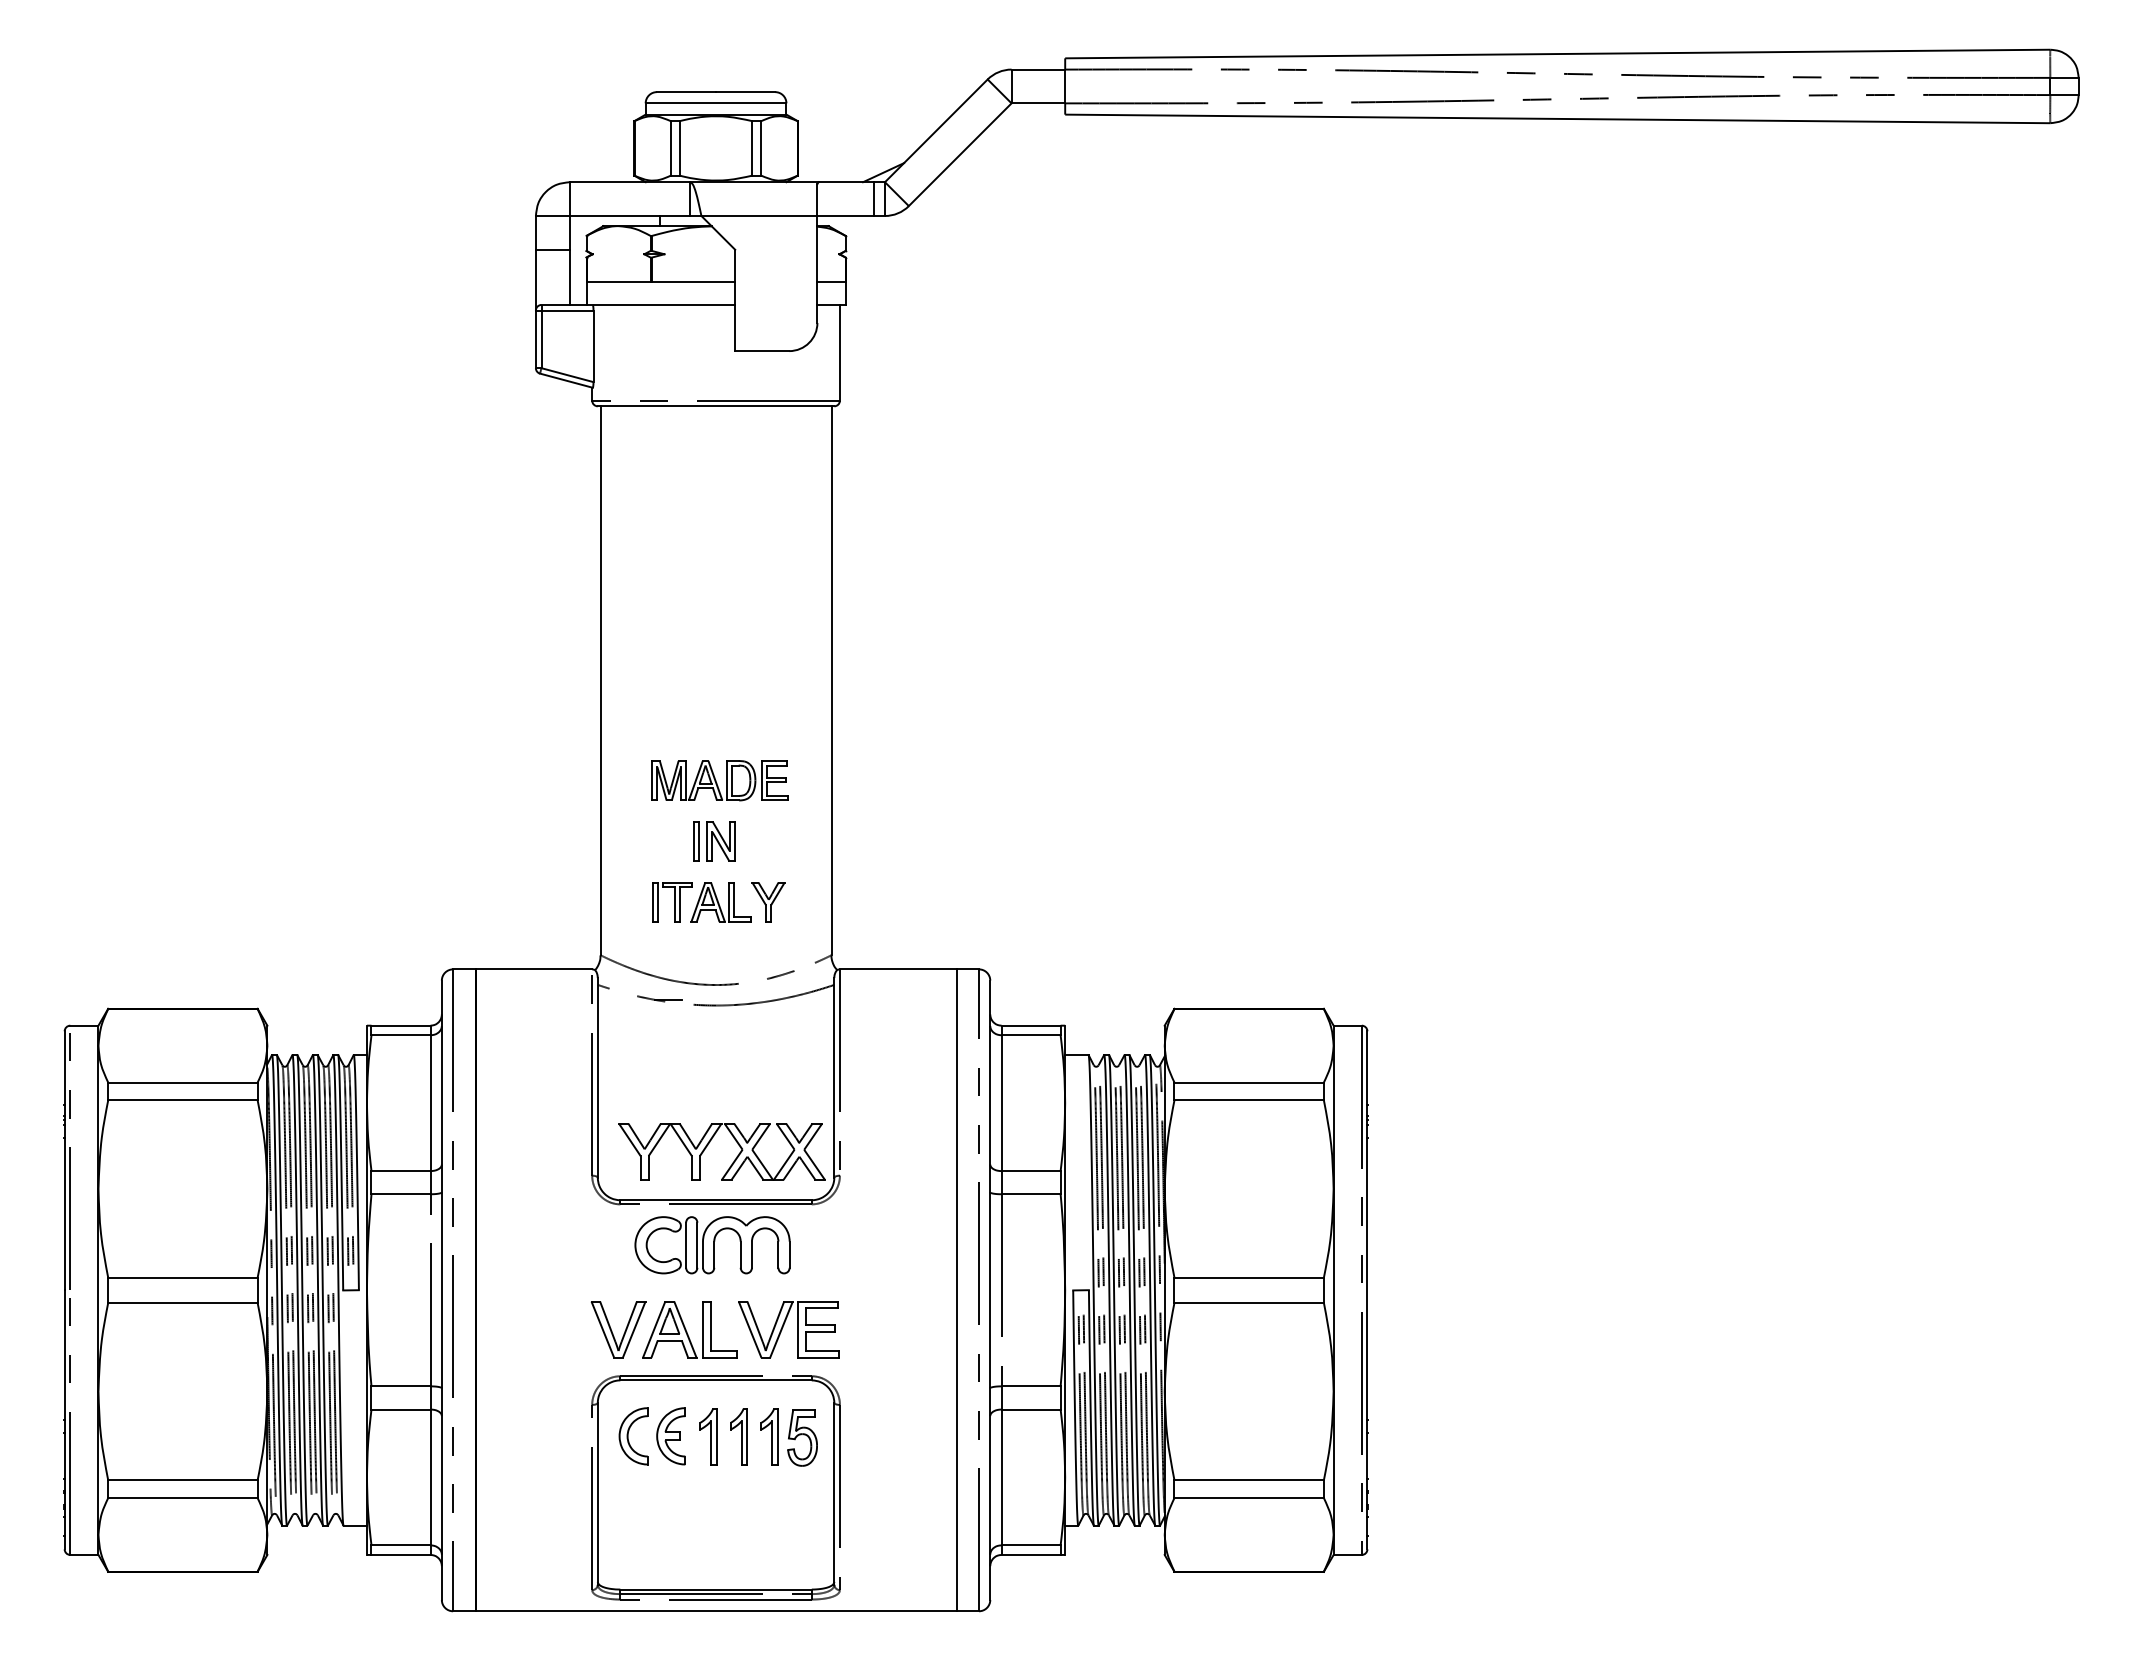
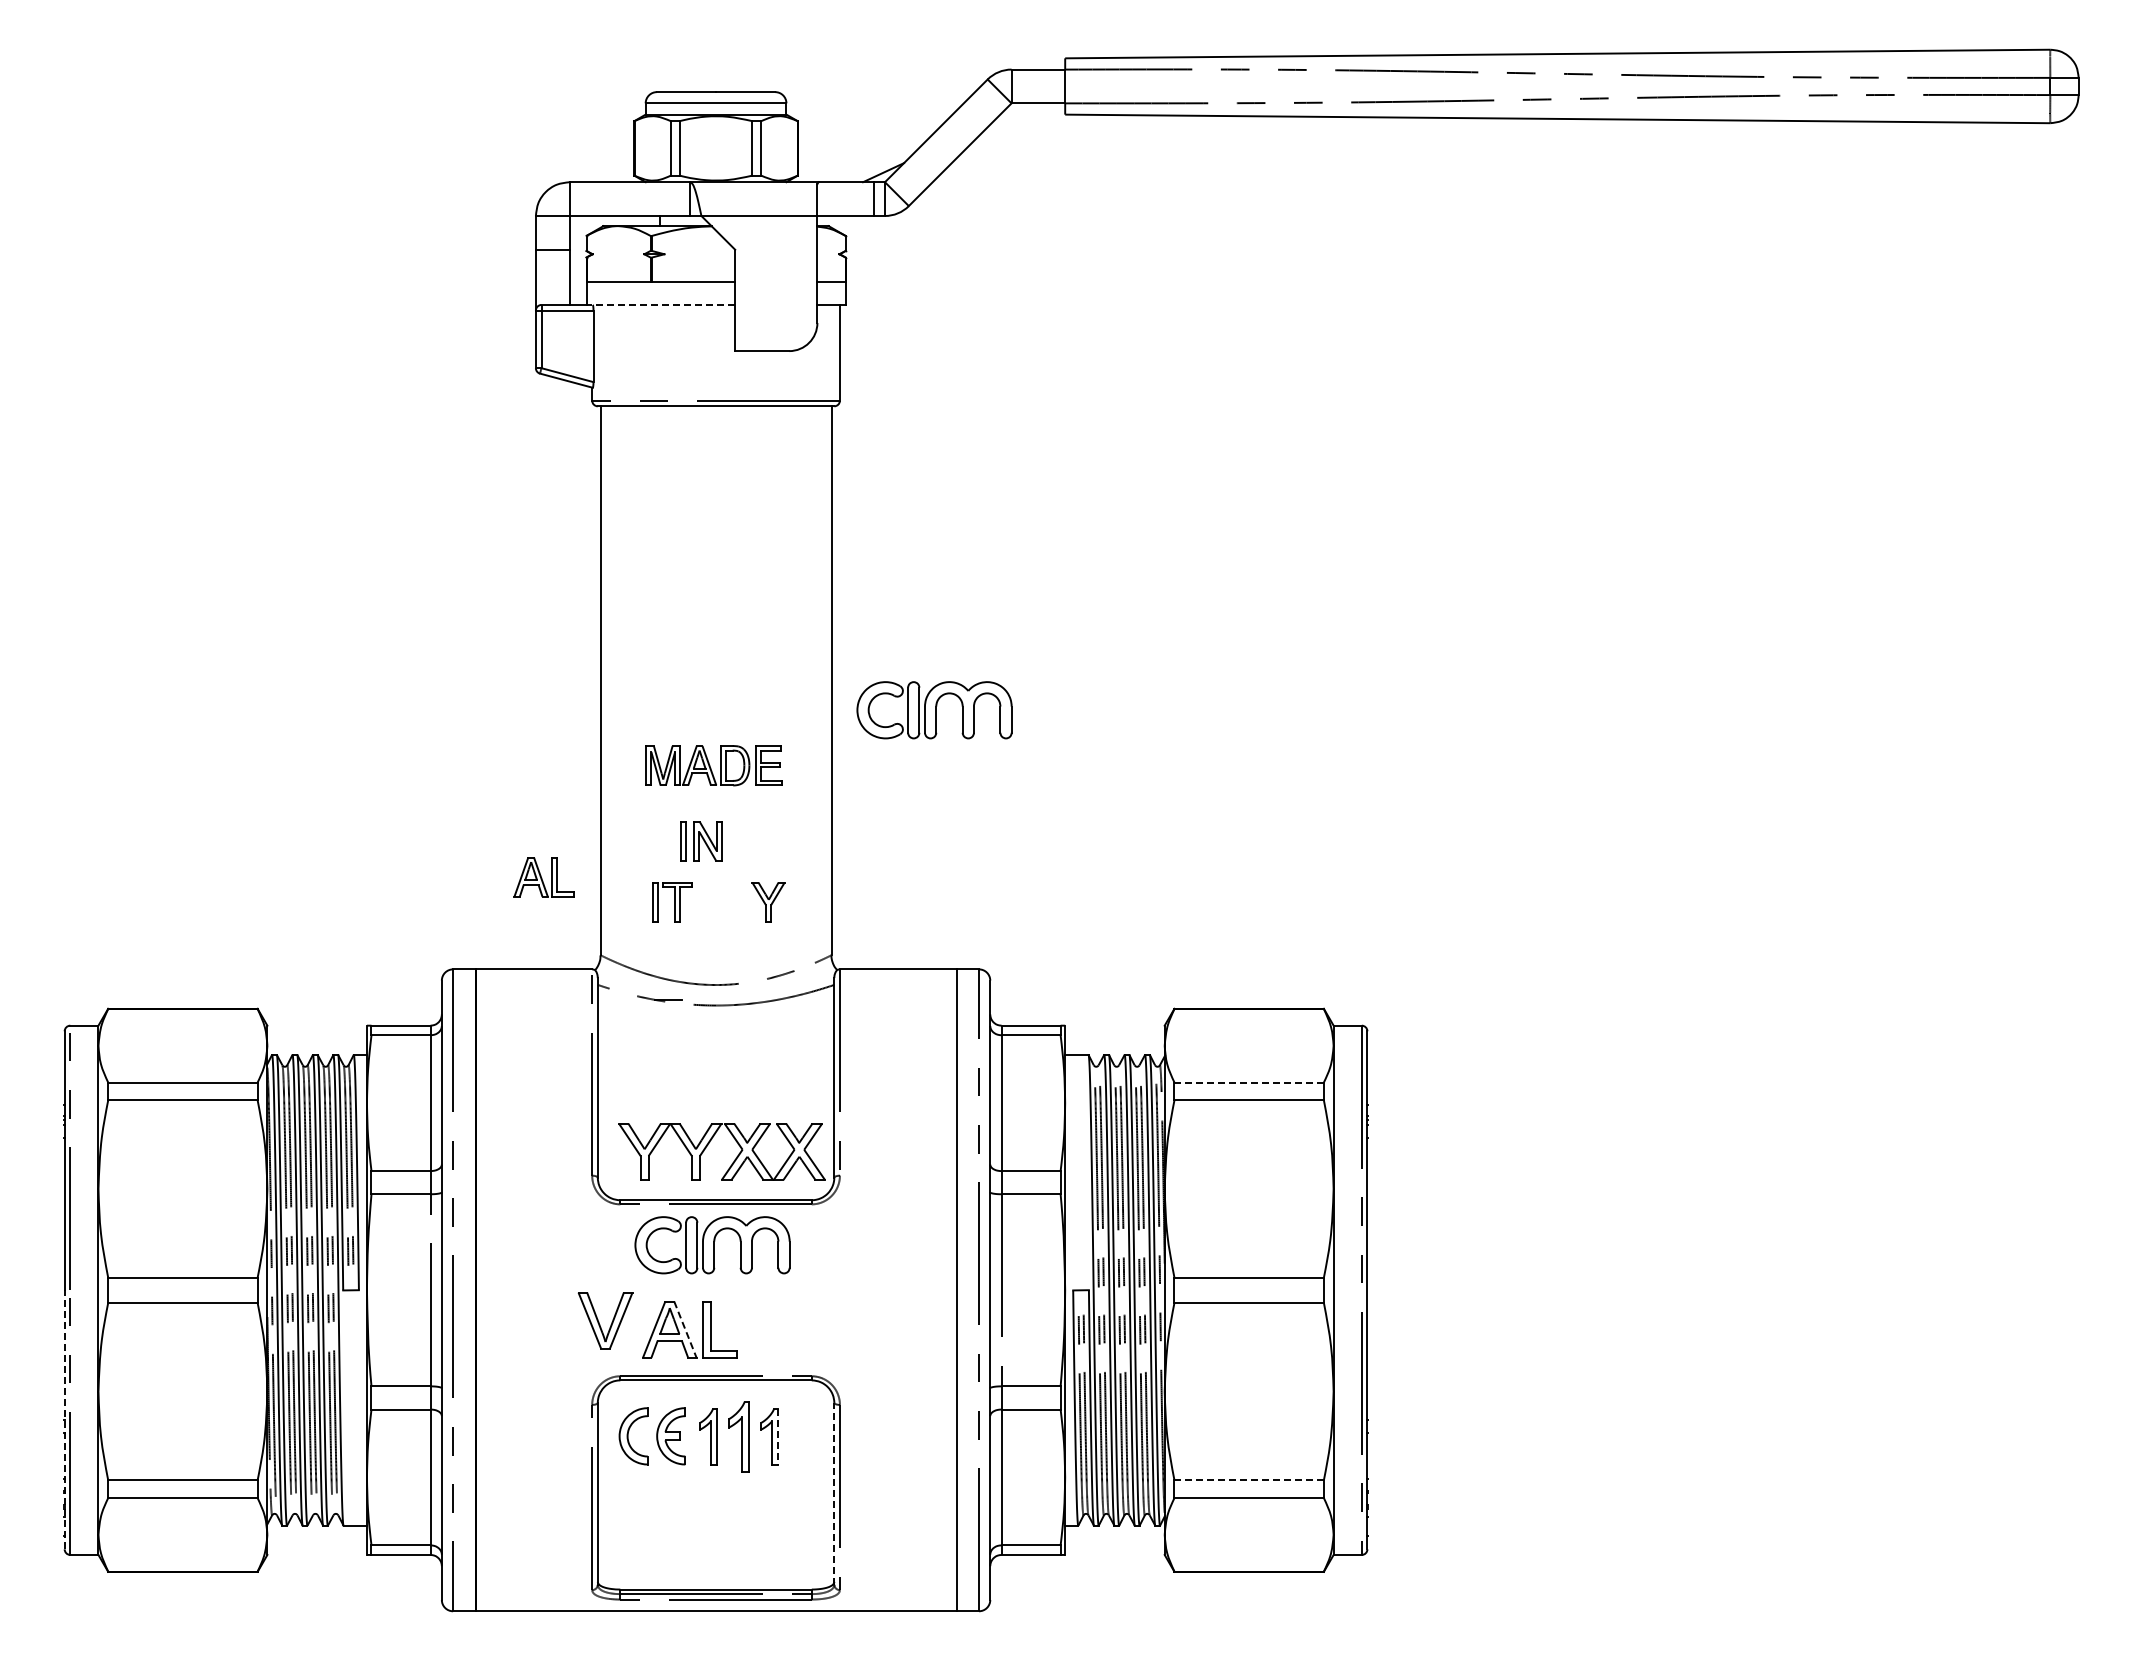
line: solid -> dashed (660, 304)
part: none -> present (934, 710)
part position: (719, 780) -> (713, 765) (713, 765)
part position: (714, 841) -> (701, 841) (701, 841)
part position: (720, 902) -> (543, 877) (543, 877)
line: solid -> dashed (1249, 1082)
part: present -> none (788, 1329)
part position: (612, 1330) -> (599, 1321) (599, 1321)
line: solid -> dashed (685, 1330)
line: solid -> dashed (64, 1419)
part size: 18x58 px -> 22x72 px (738, 1436)
line: solid -> dashed (777, 1437)
part: present -> none (802, 1437)
line: solid -> dashed (1249, 1480)
line: solid -> dashed (834, 1493)
